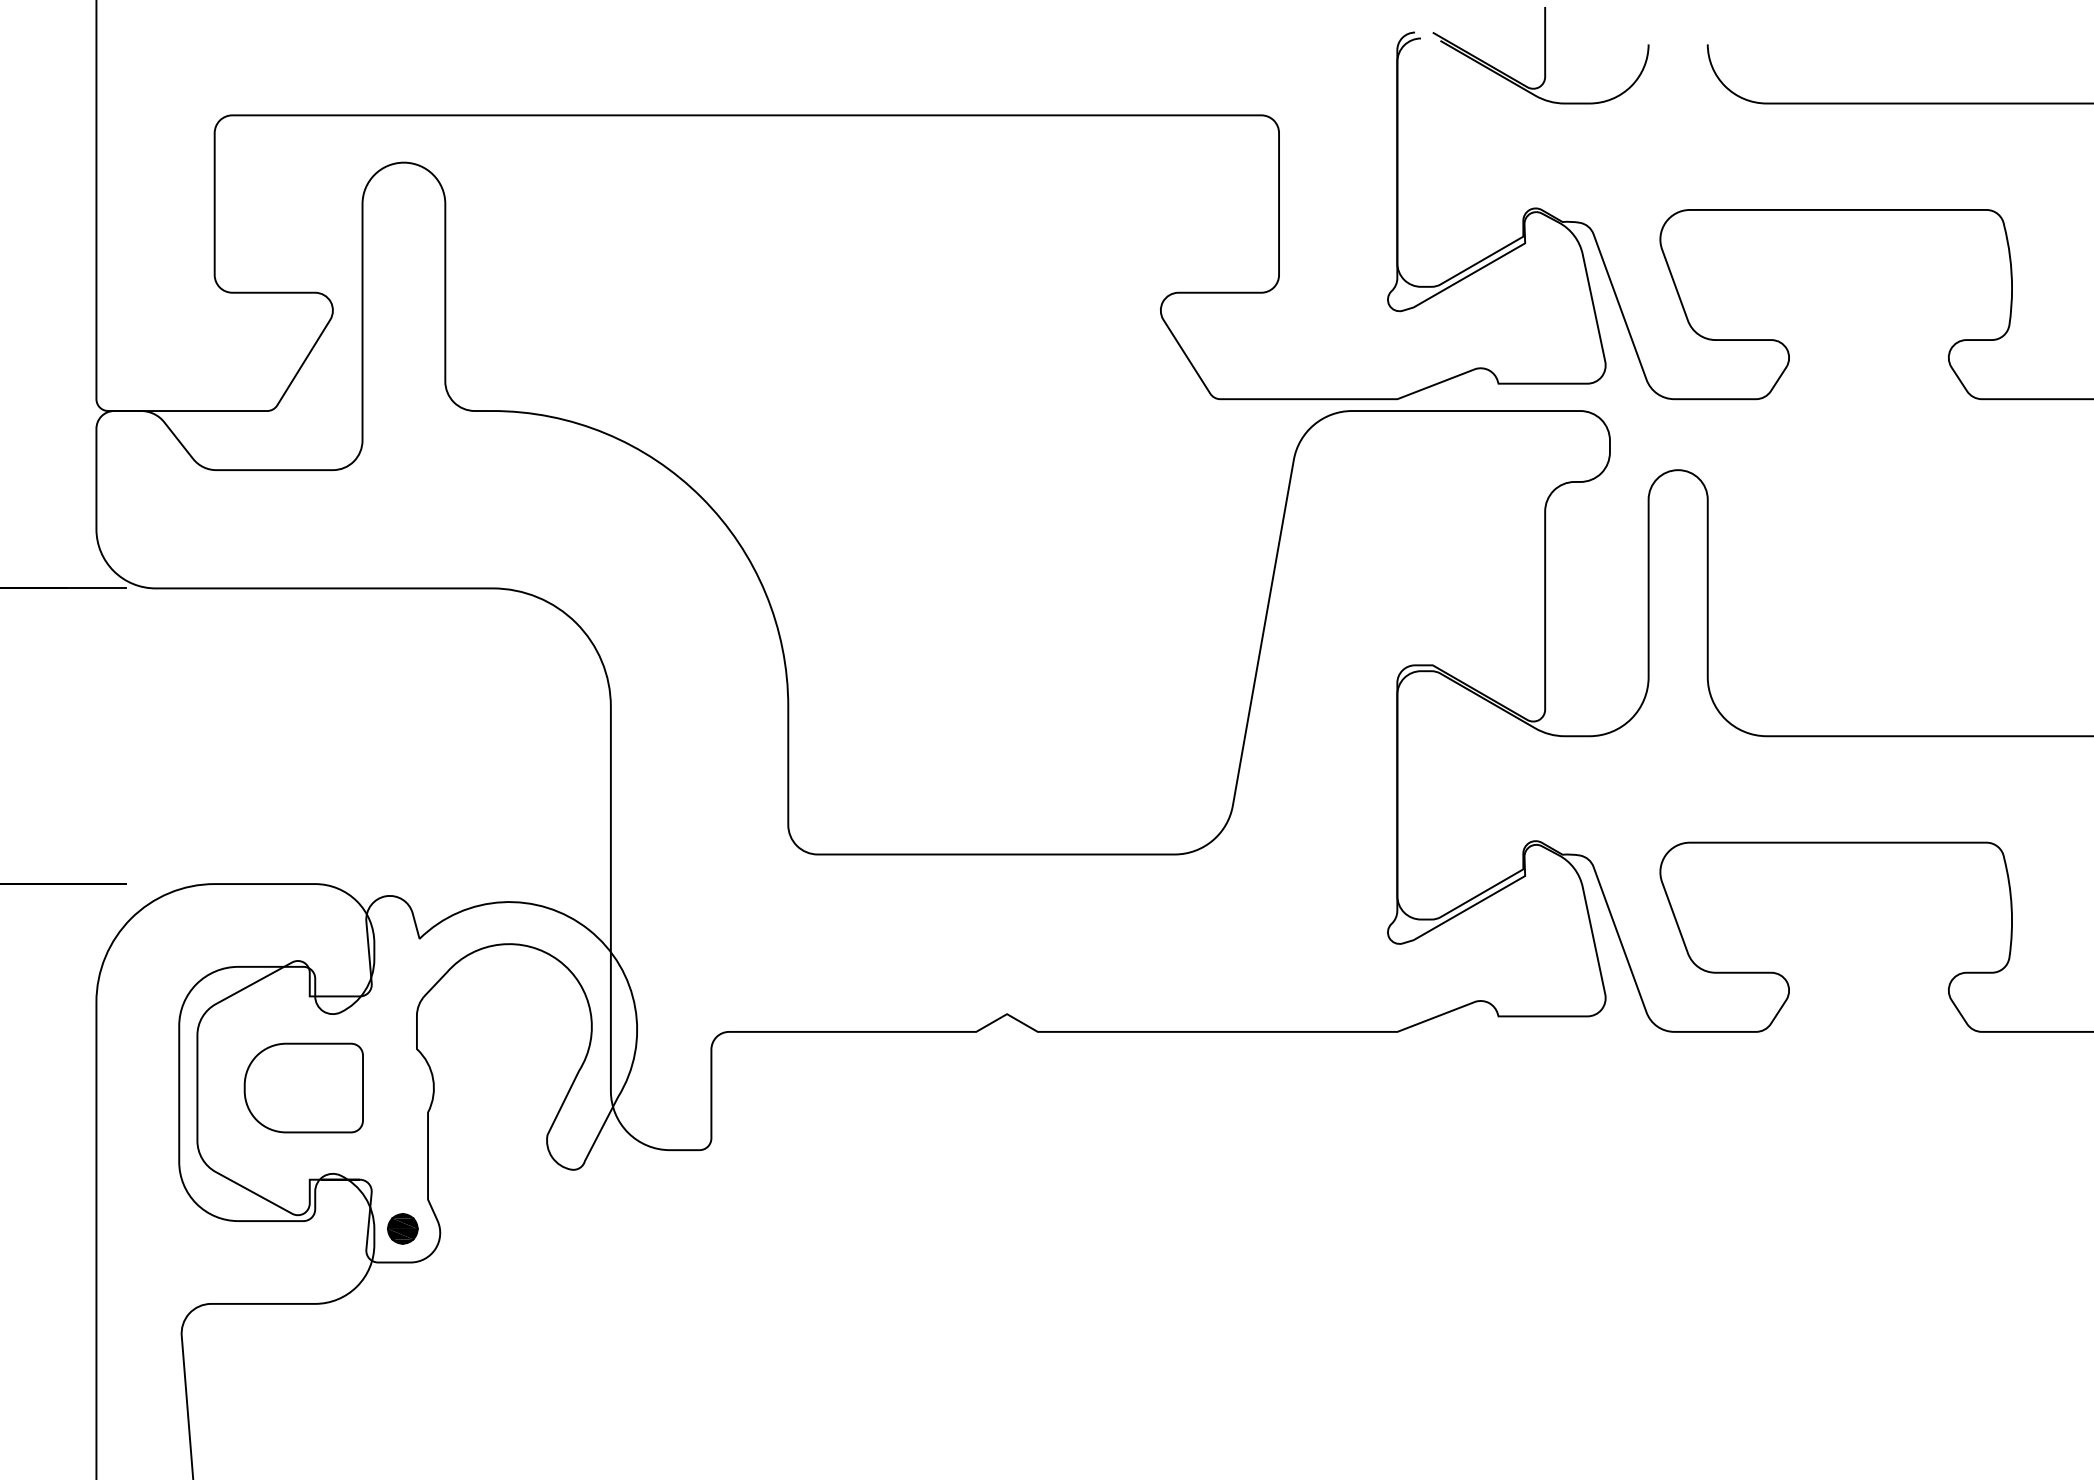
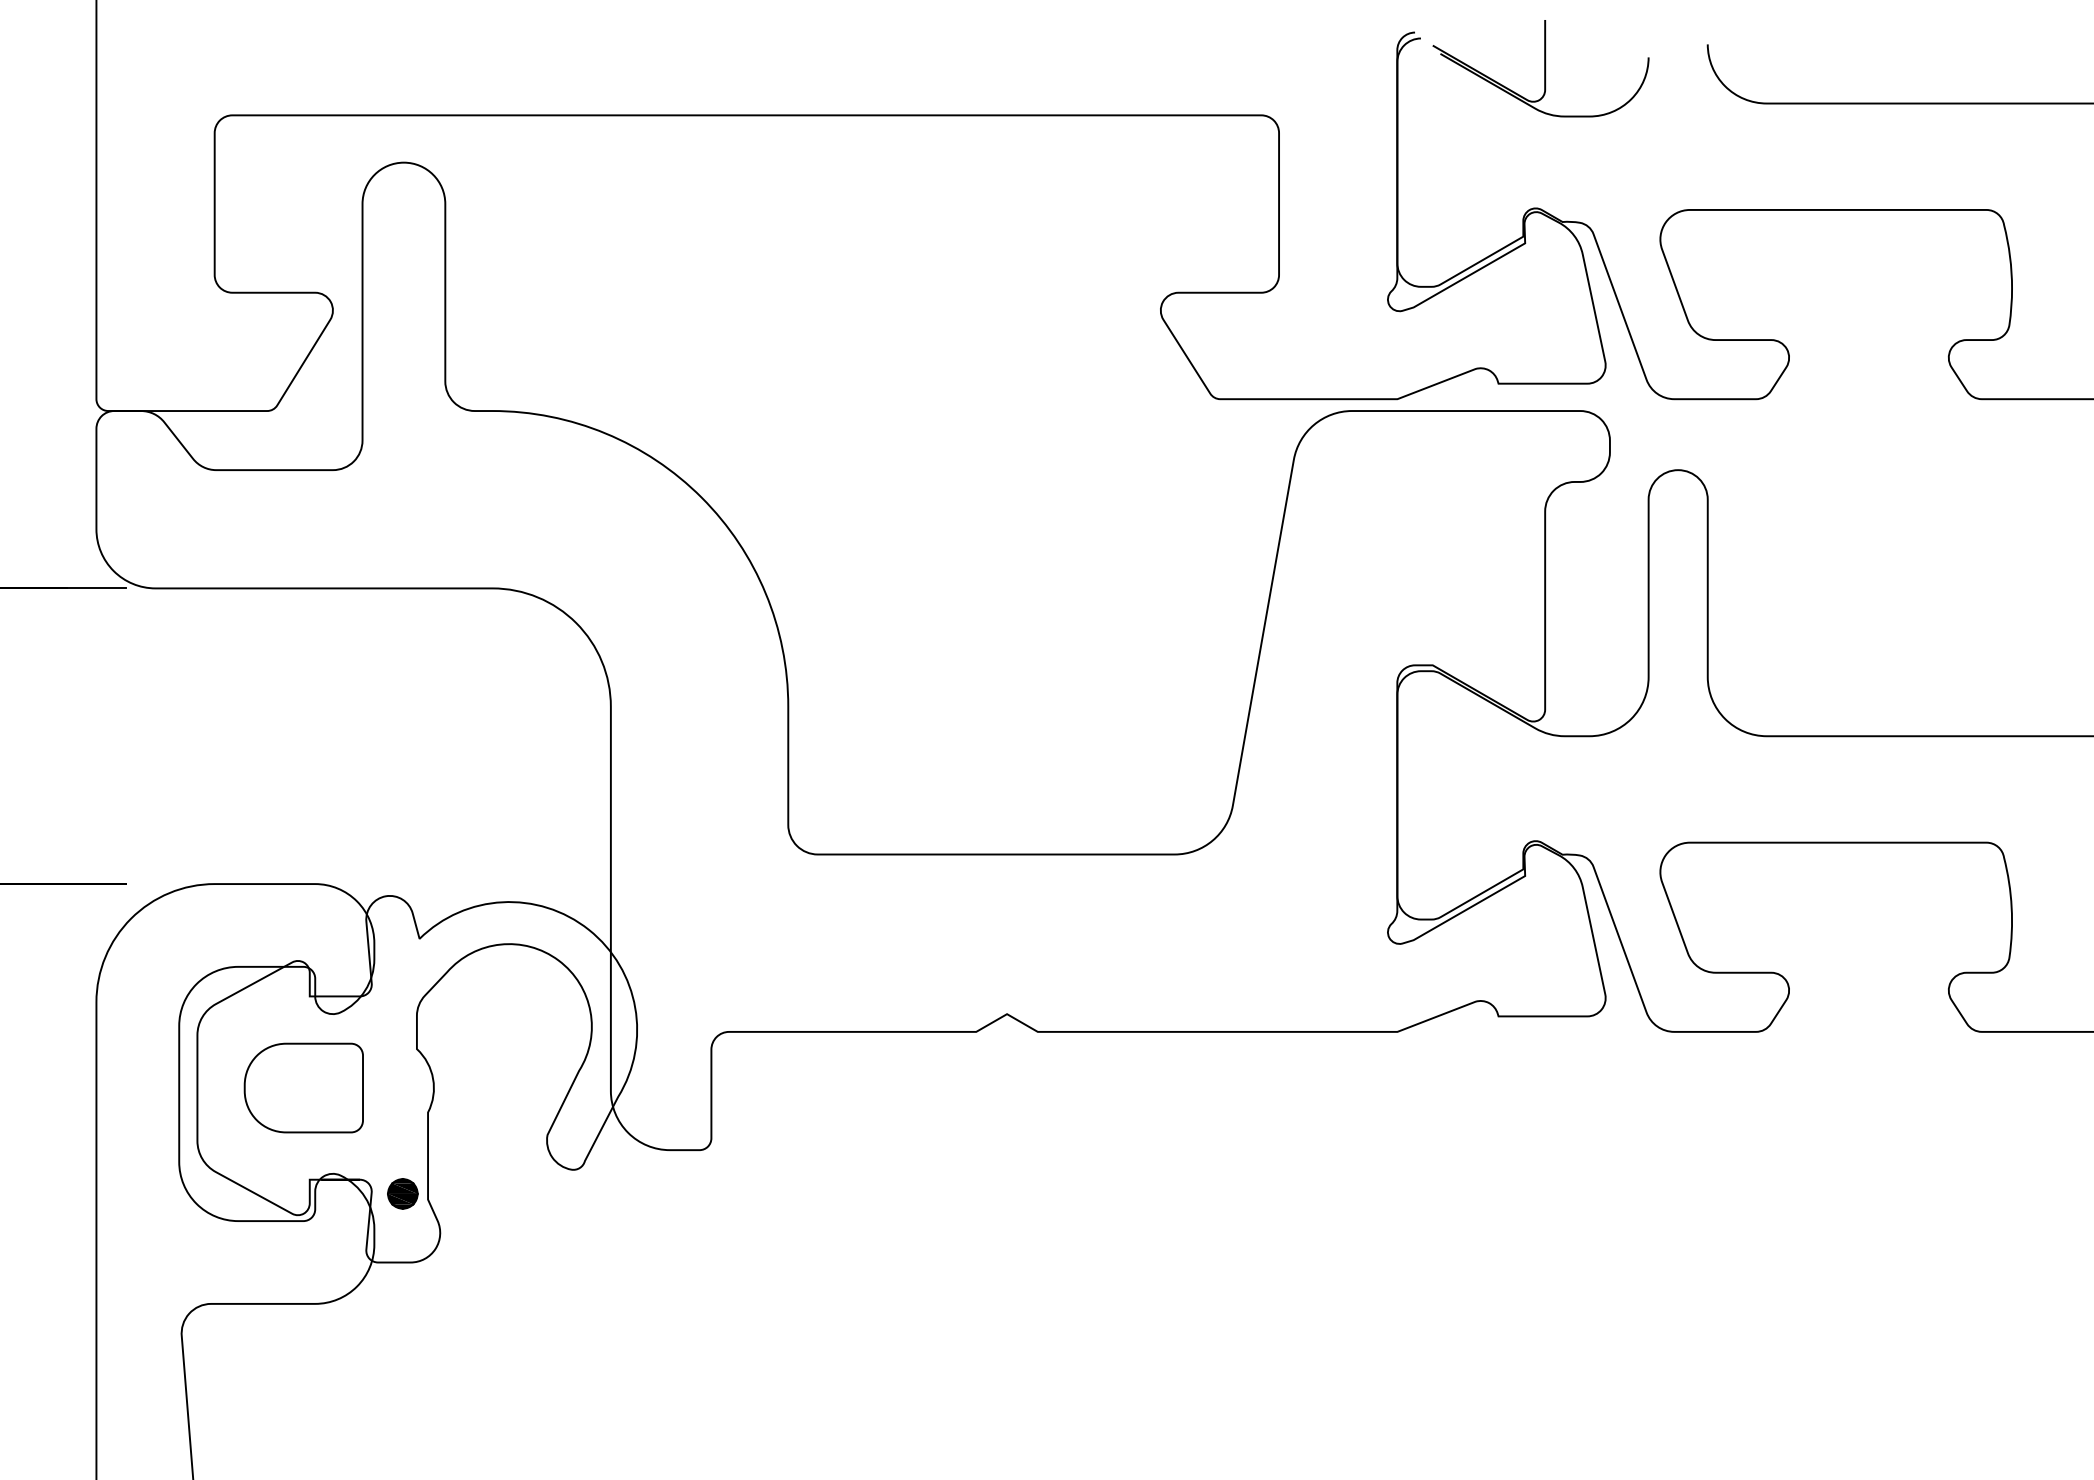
part position: (1540, 55) -> (1540, 68) (1540, 68)
part position: (402, 1228) -> (402, 1193) (402, 1193)
